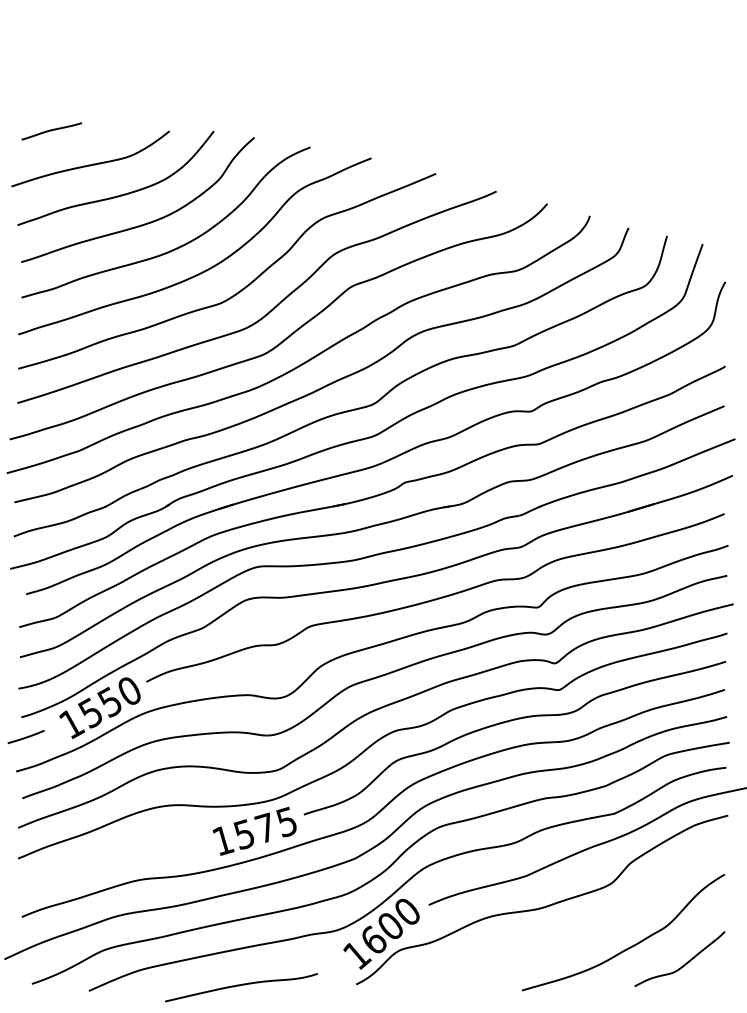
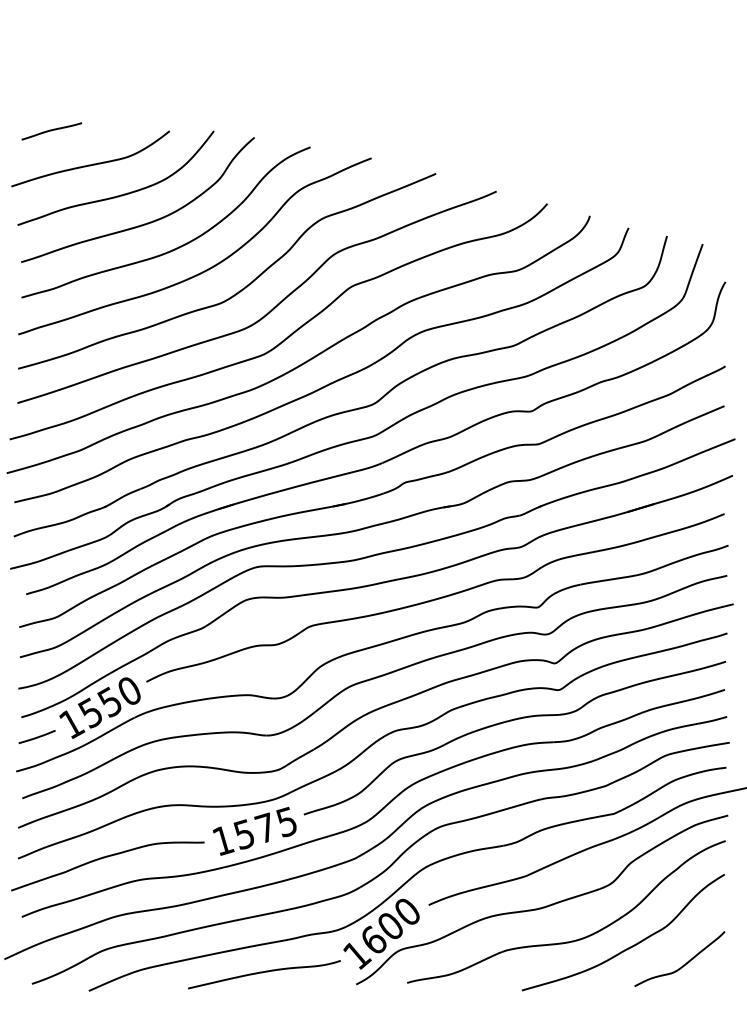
line position: (25, 737) -> (36, 737) (36, 737)
curve: none -> present (104, 858)
part: none -> present (575, 939)
curve position: (241, 985) -> (264, 972) (264, 972)
